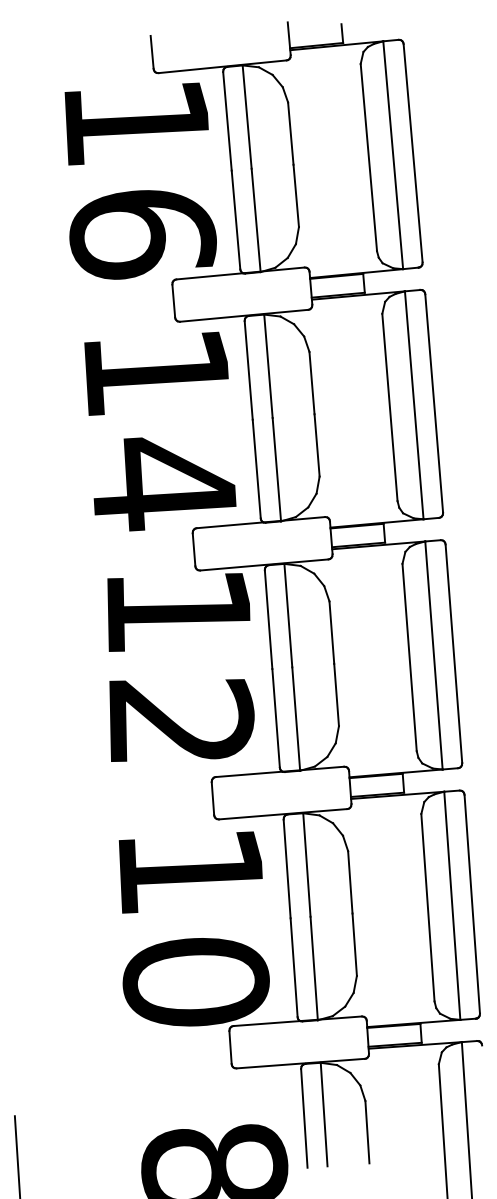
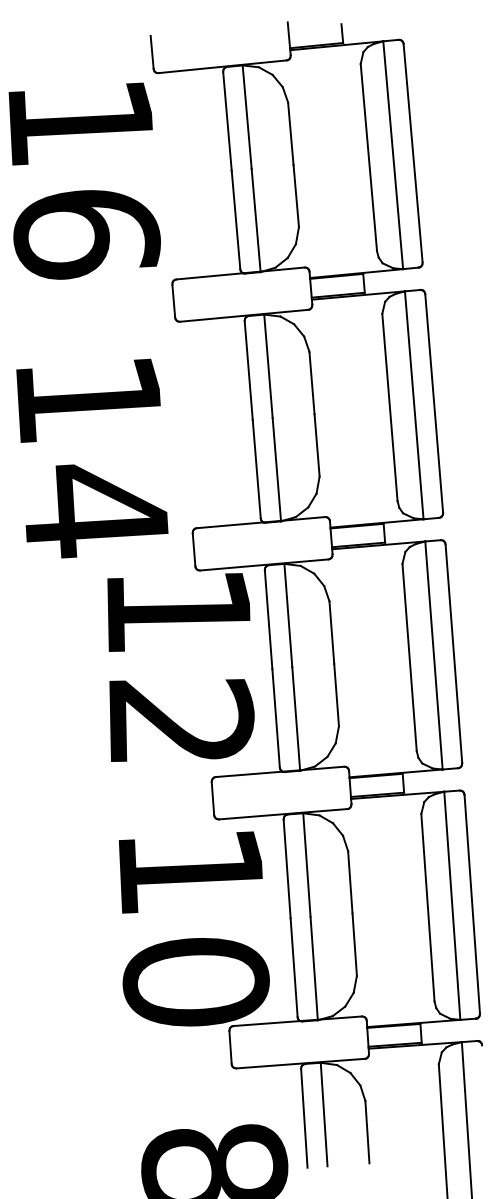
text position: (140, 180) -> (84, 180) (84, 180)
text position: (160, 431) -> (92, 458) (92, 458)
line: present -> none (16, 1155)
